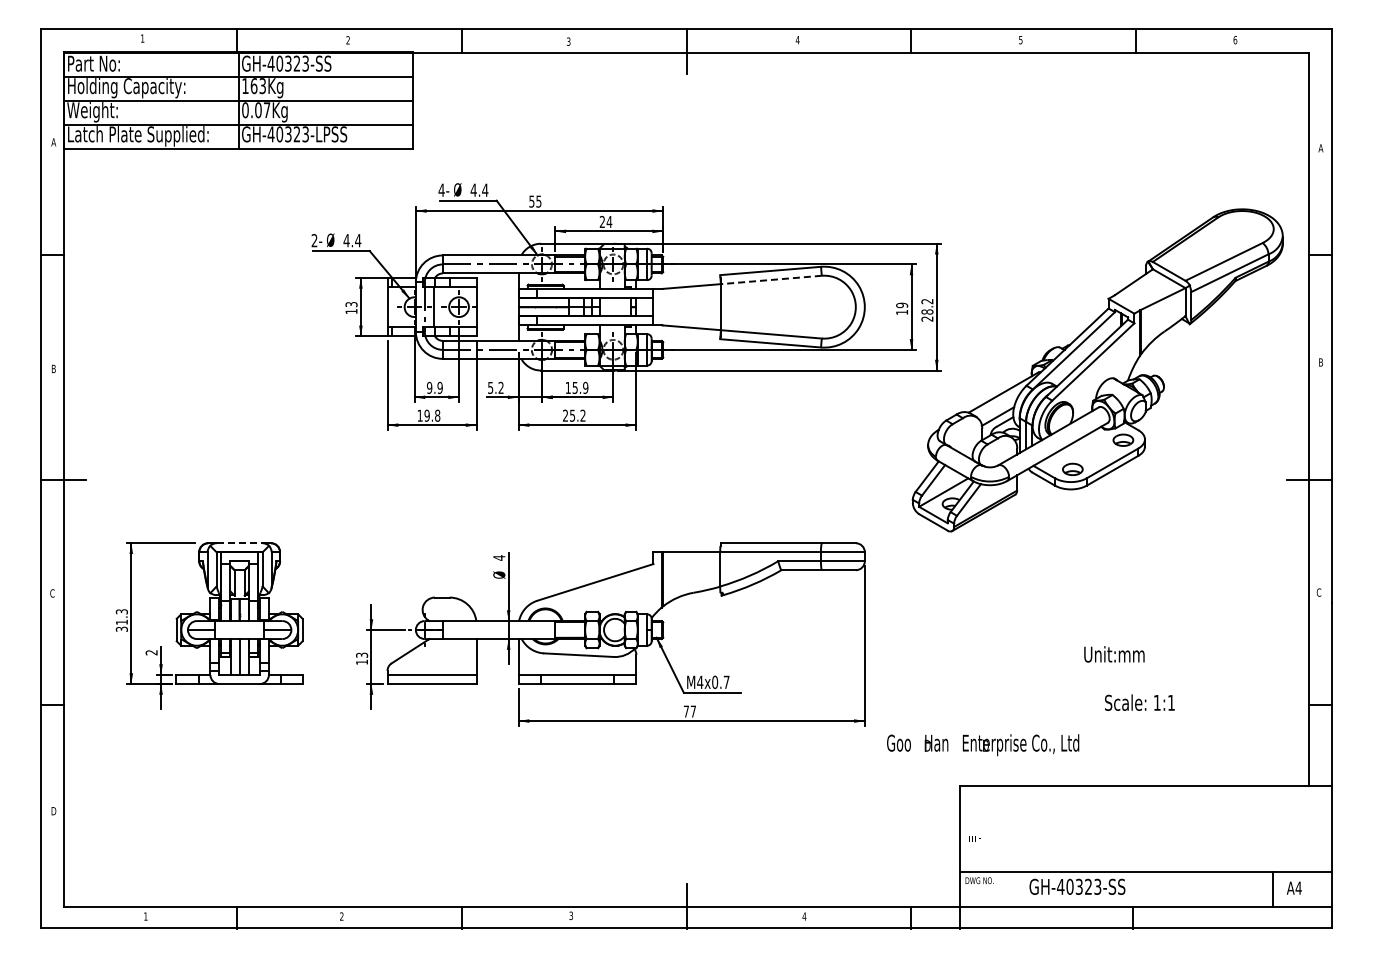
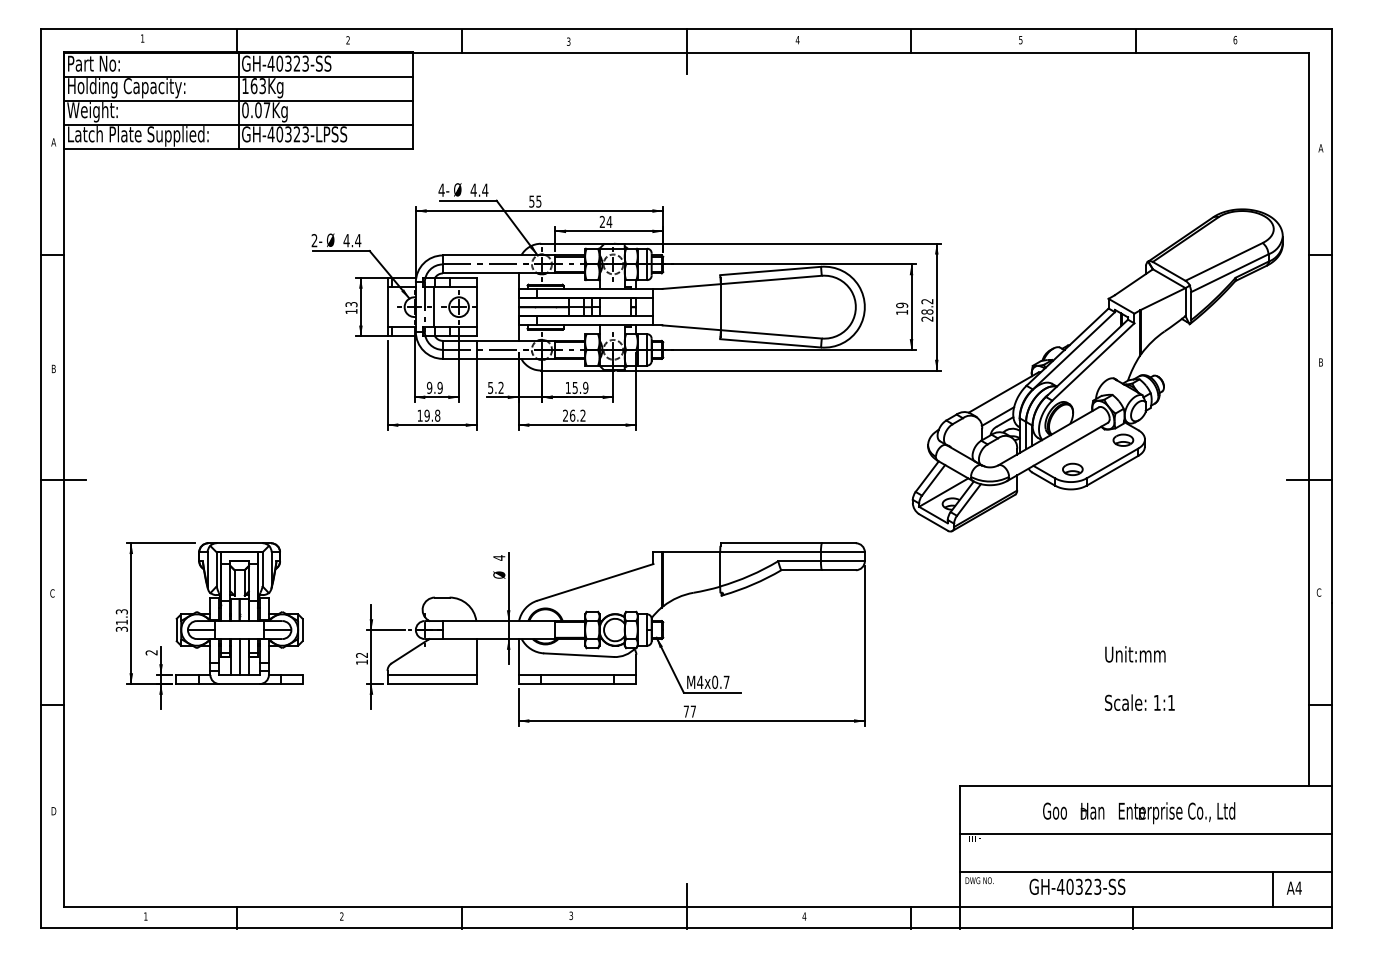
line: dashed -> solid (771, 279)
text: 25.2 -> 26.2 (572, 415)
line: dashed -> solid (240, 543)
text: 13 -> 12 (362, 654)
text position: (1114, 654) -> (1135, 654) (1135, 654)
text position: (983, 745) -> (1139, 813) (1139, 813)
line: none -> present (1145, 833)
